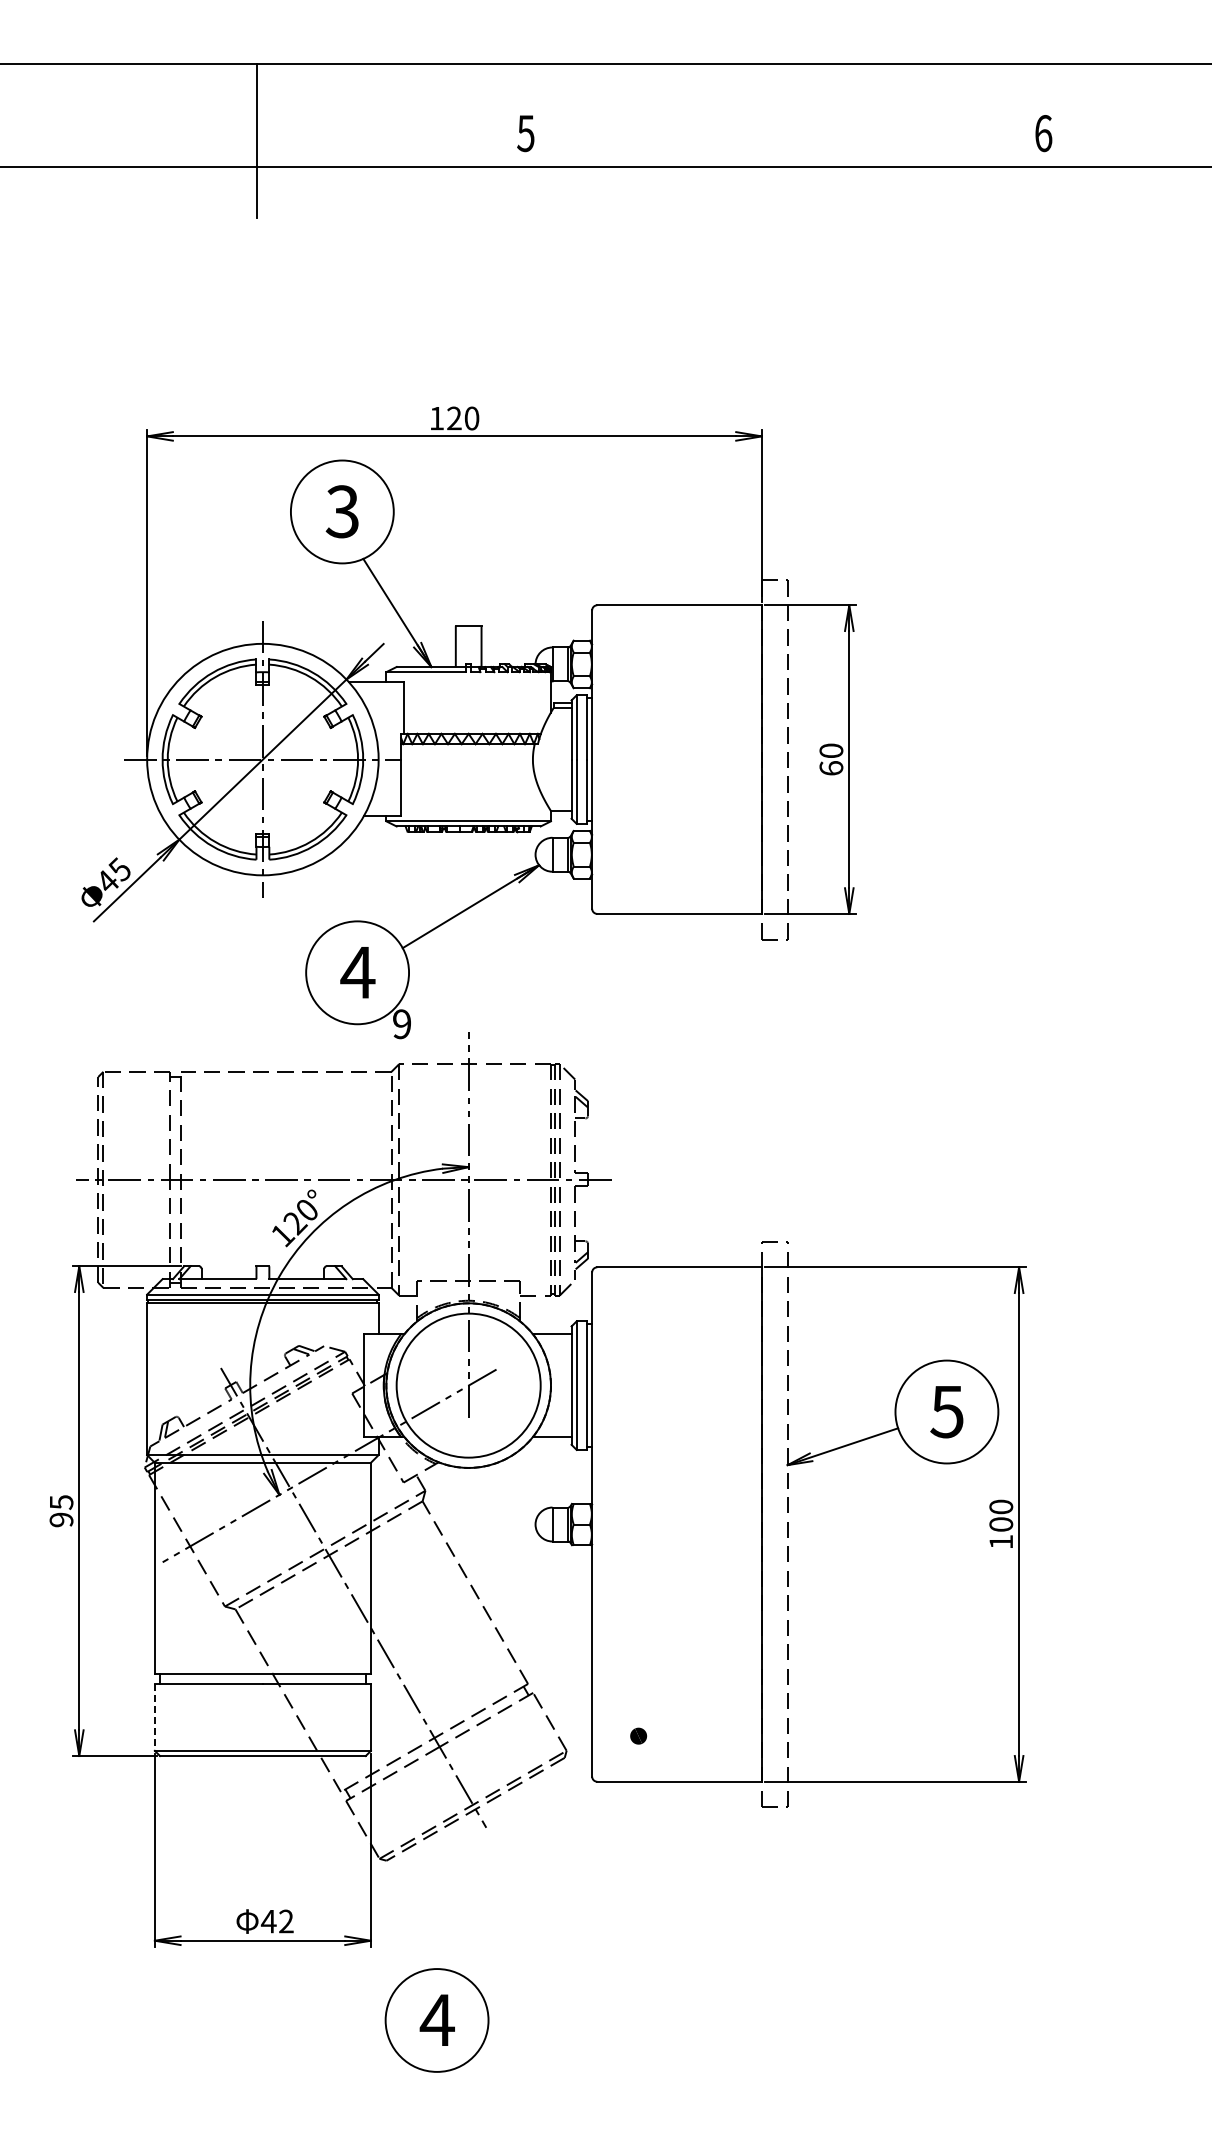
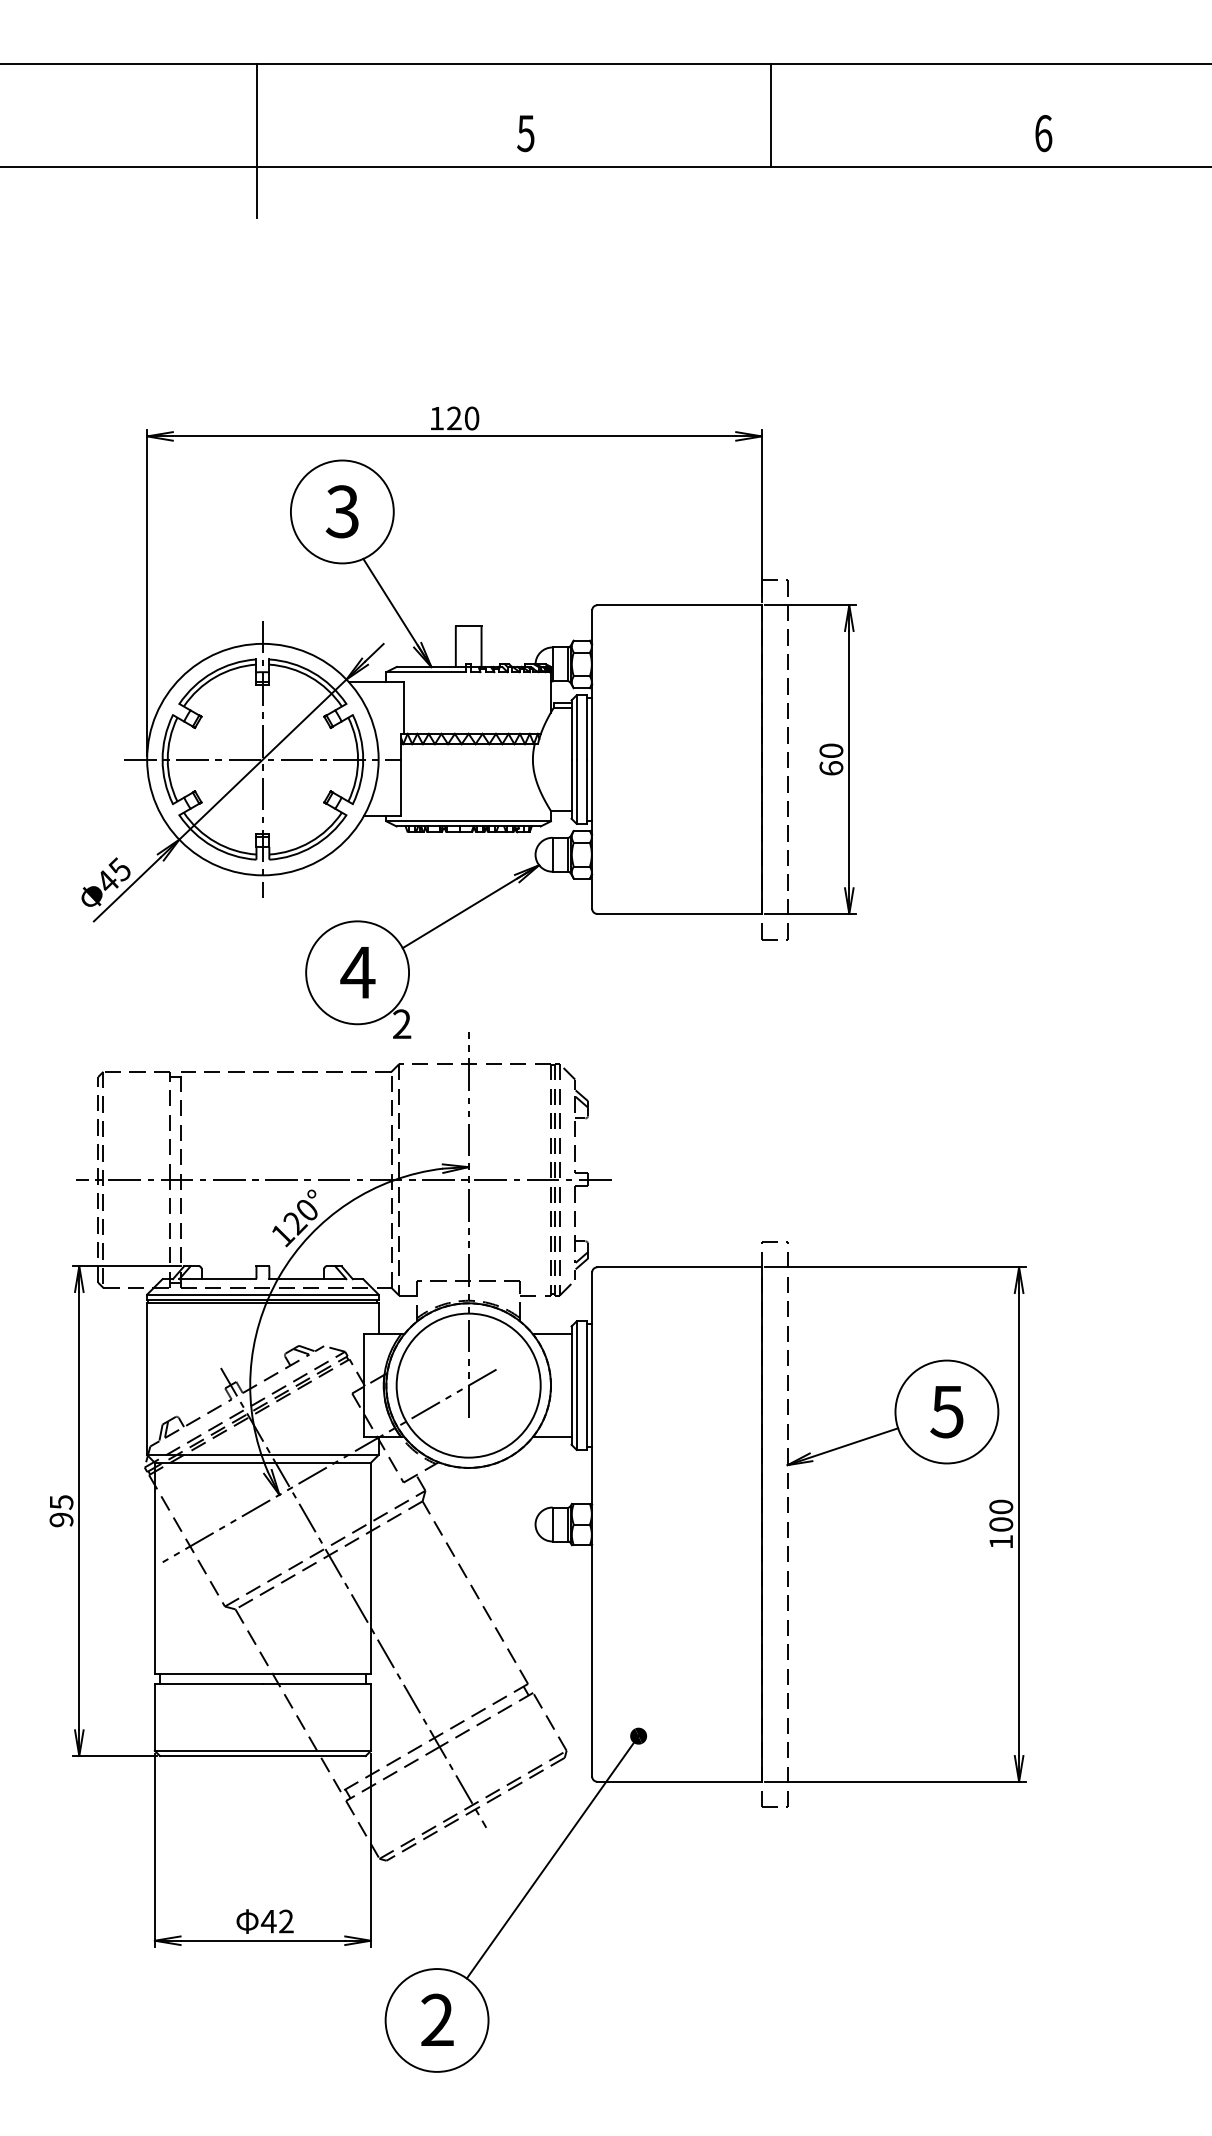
line: none -> present (771, 115)
text: 9 -> 2 (402, 1024)
line: dashed -> solid (154, 1717)
line: none -> present (552, 1857)
text: 4 -> 2 (436, 2019)
